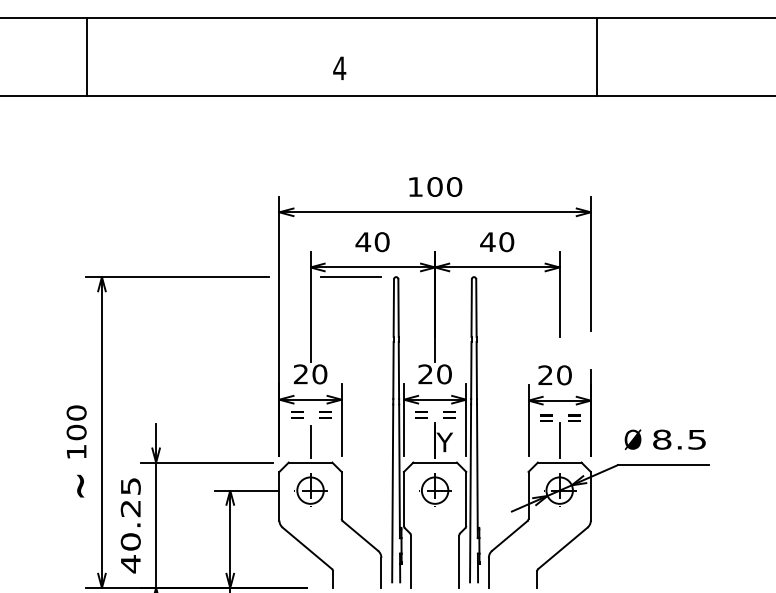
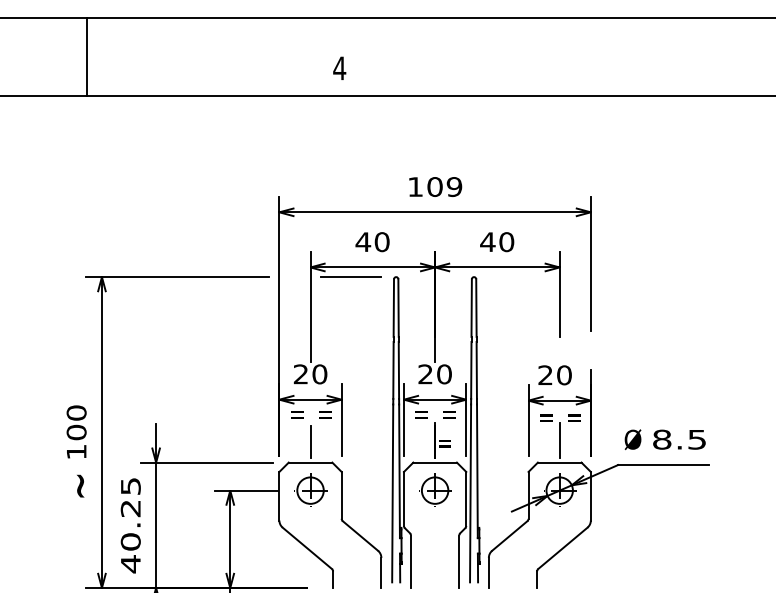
line: present -> none (596, 56)
text: 100 -> 109 (454, 187)
text: Y -> = (444, 442)
